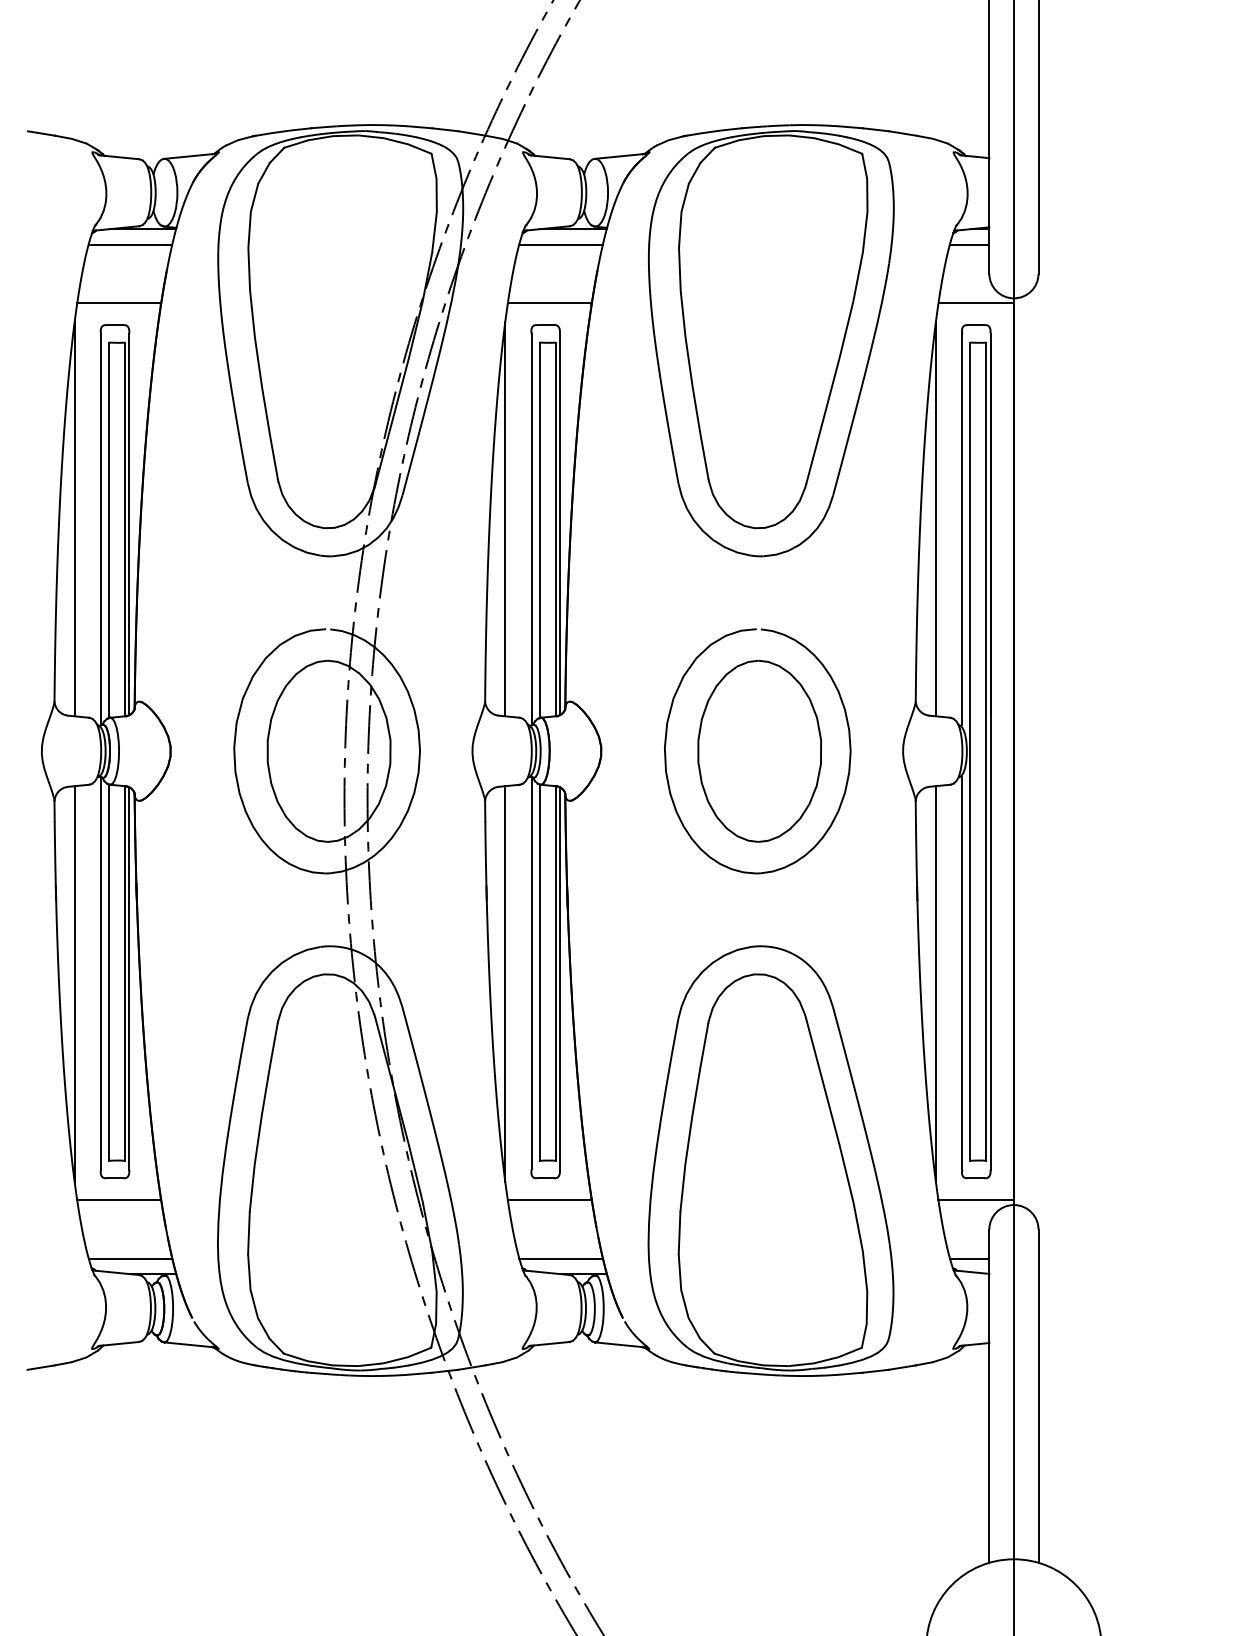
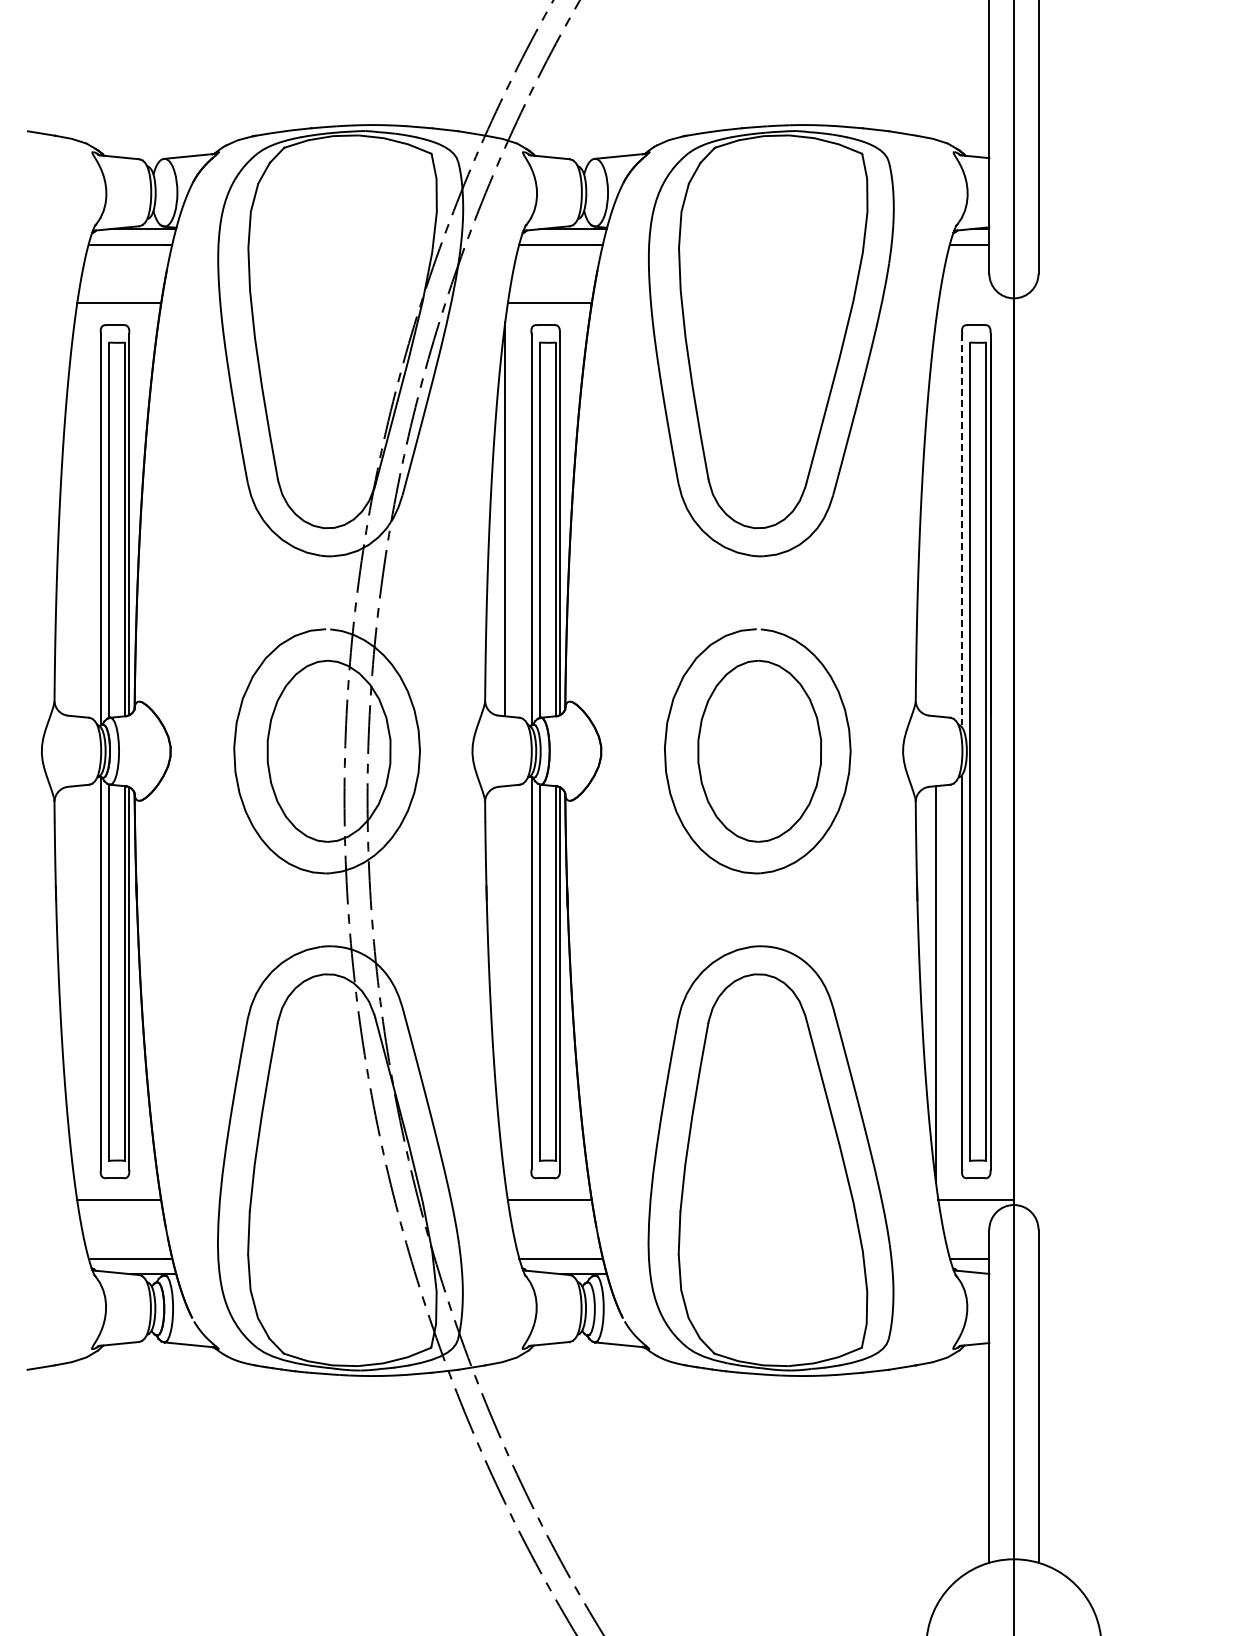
line: present -> none (975, 302)
line: present -> none (74, 518)
line: present -> none (935, 518)
line: solid -> dashed (962, 529)
line: present -> none (74, 984)
line: present -> none (505, 984)
